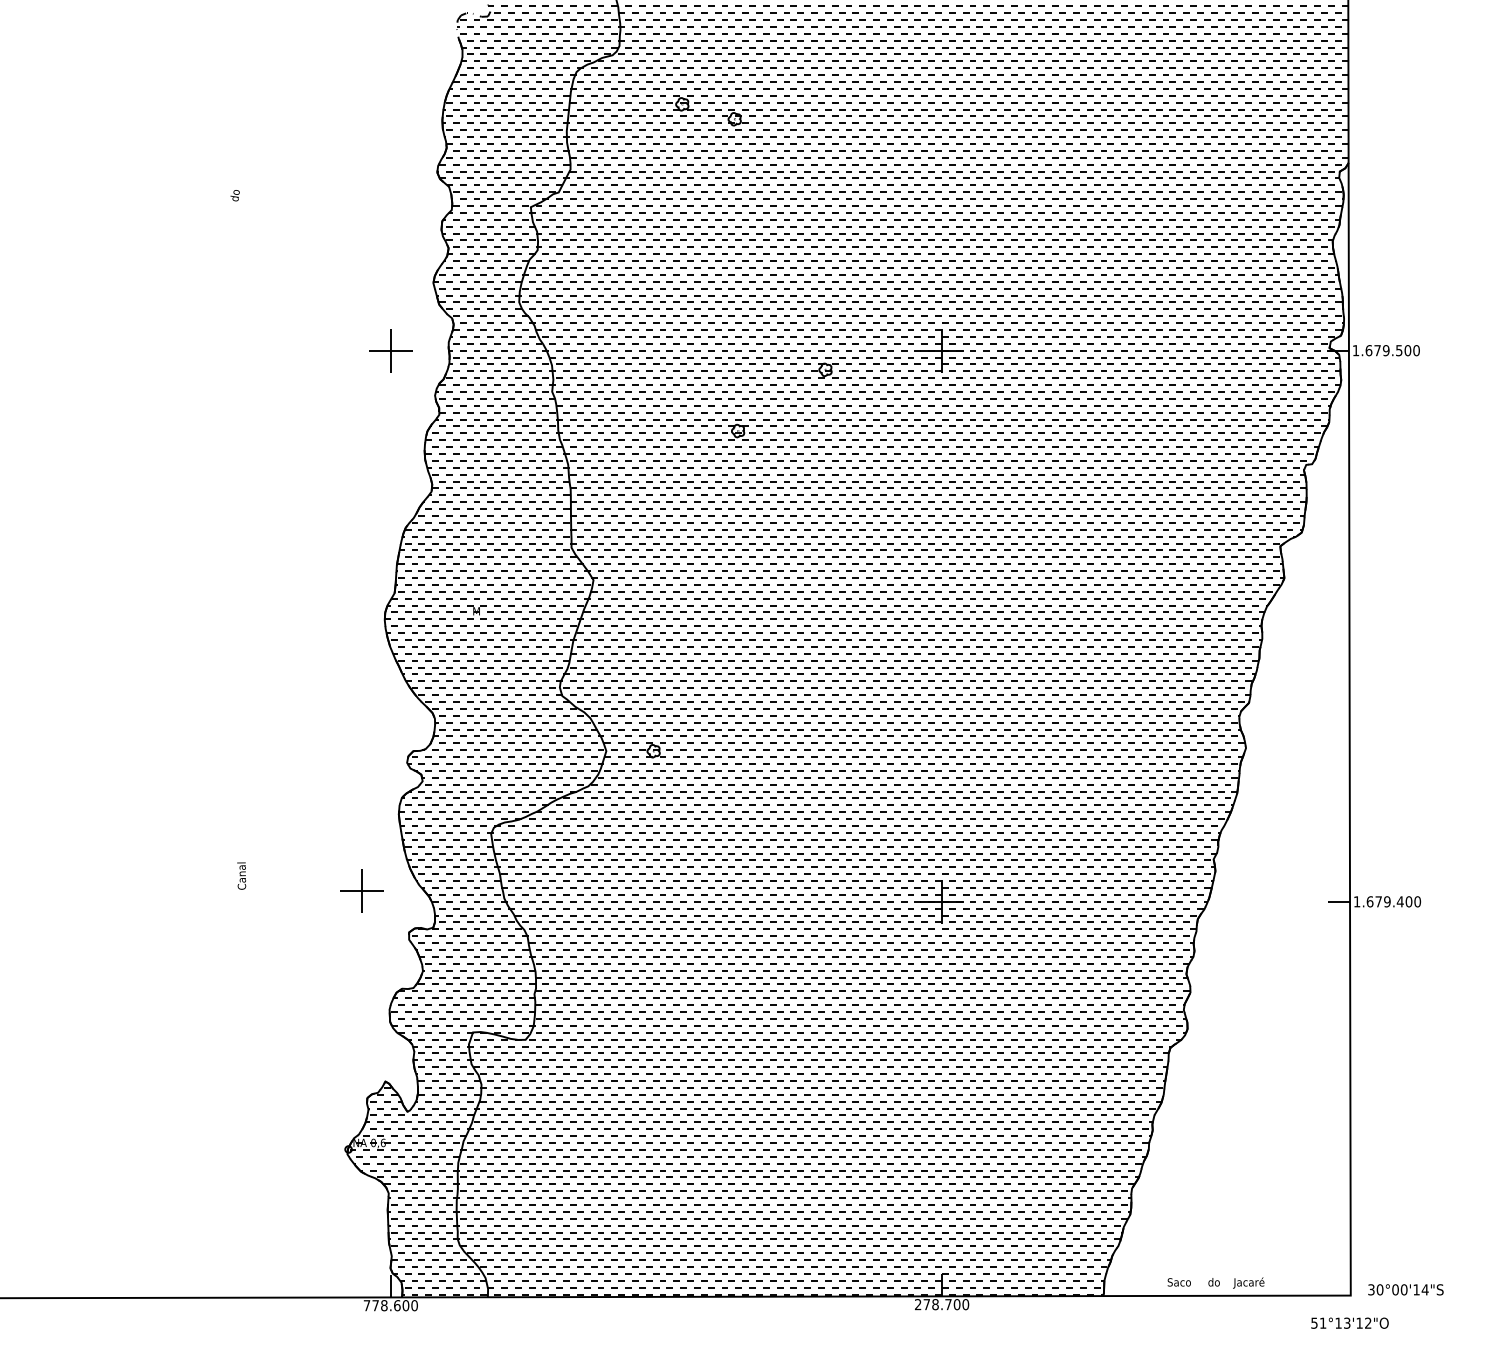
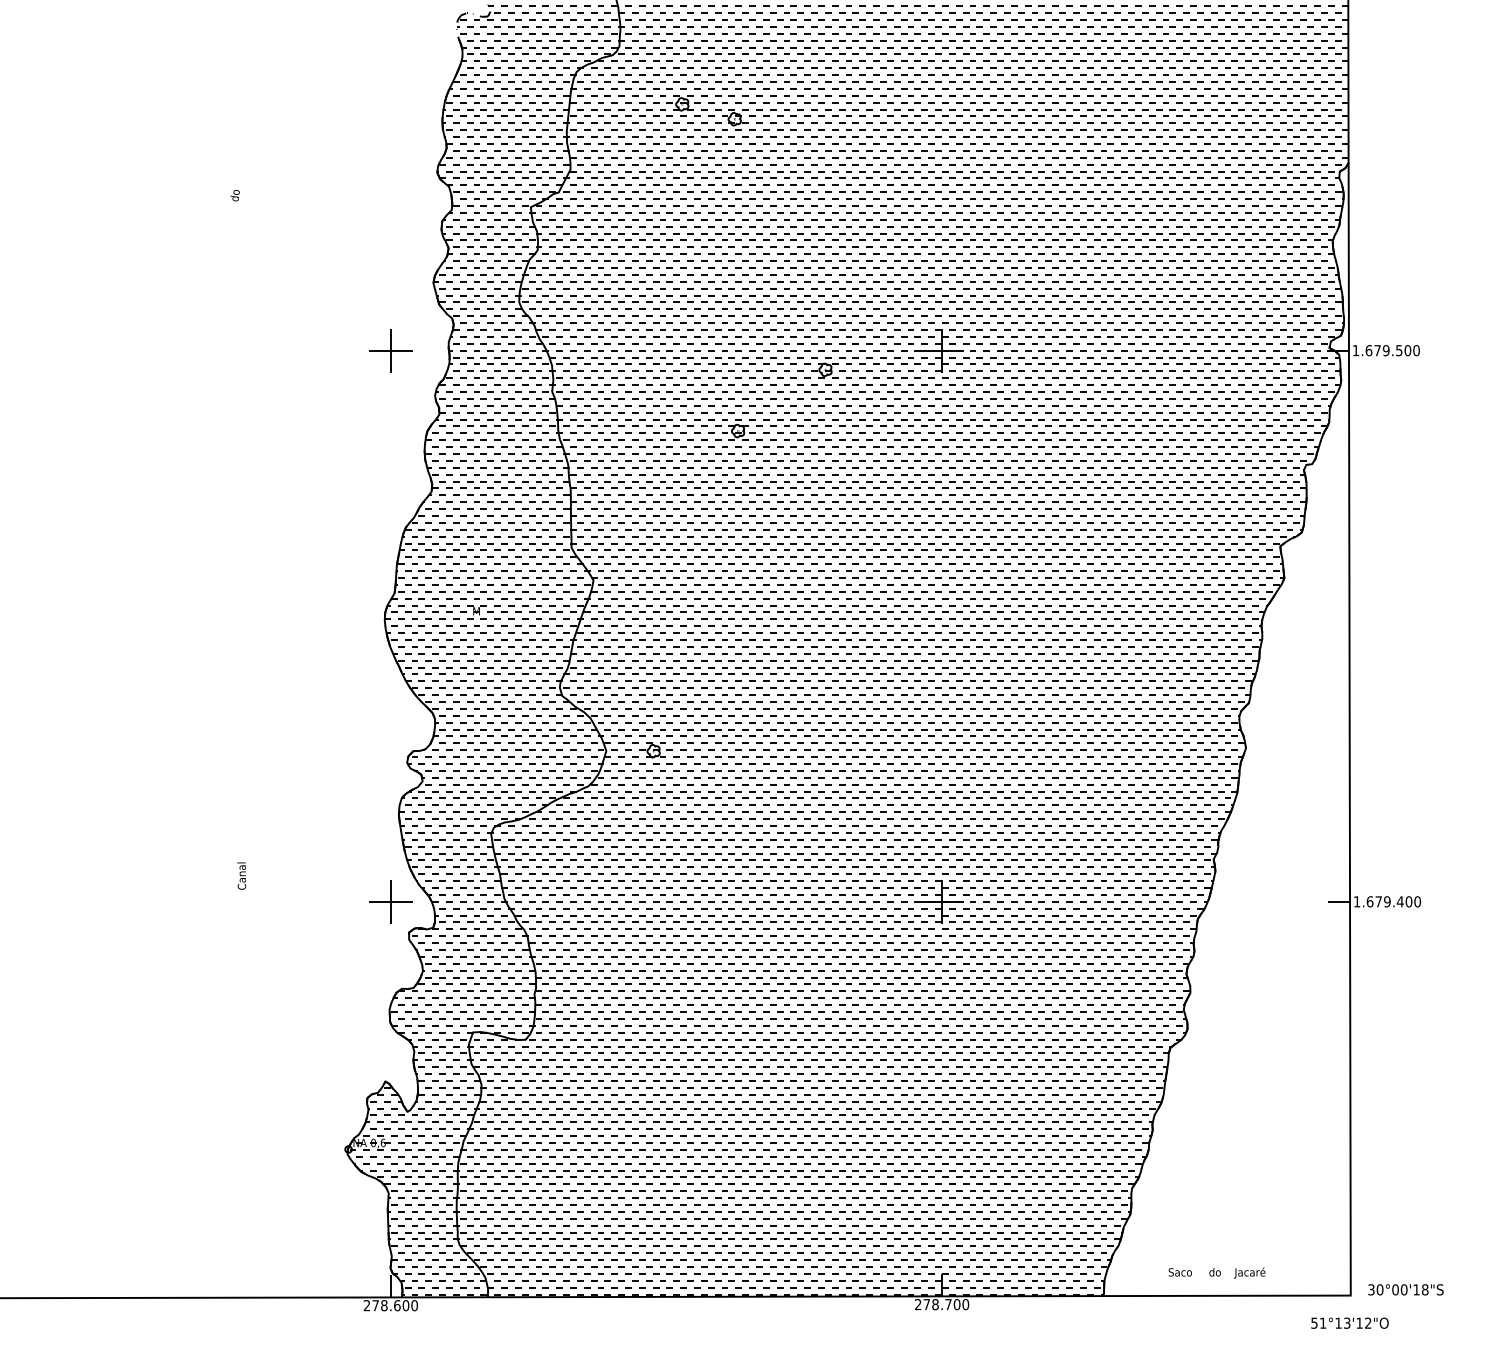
part position: (361, 890) -> (390, 901) (390, 901)
text position: (1215, 1282) -> (1216, 1272) (1216, 1272)
text: 30°00'14"S -> 30°00'18"S (1424, 1289)
text: 778.600 -> 278.600 (366, 1305)
